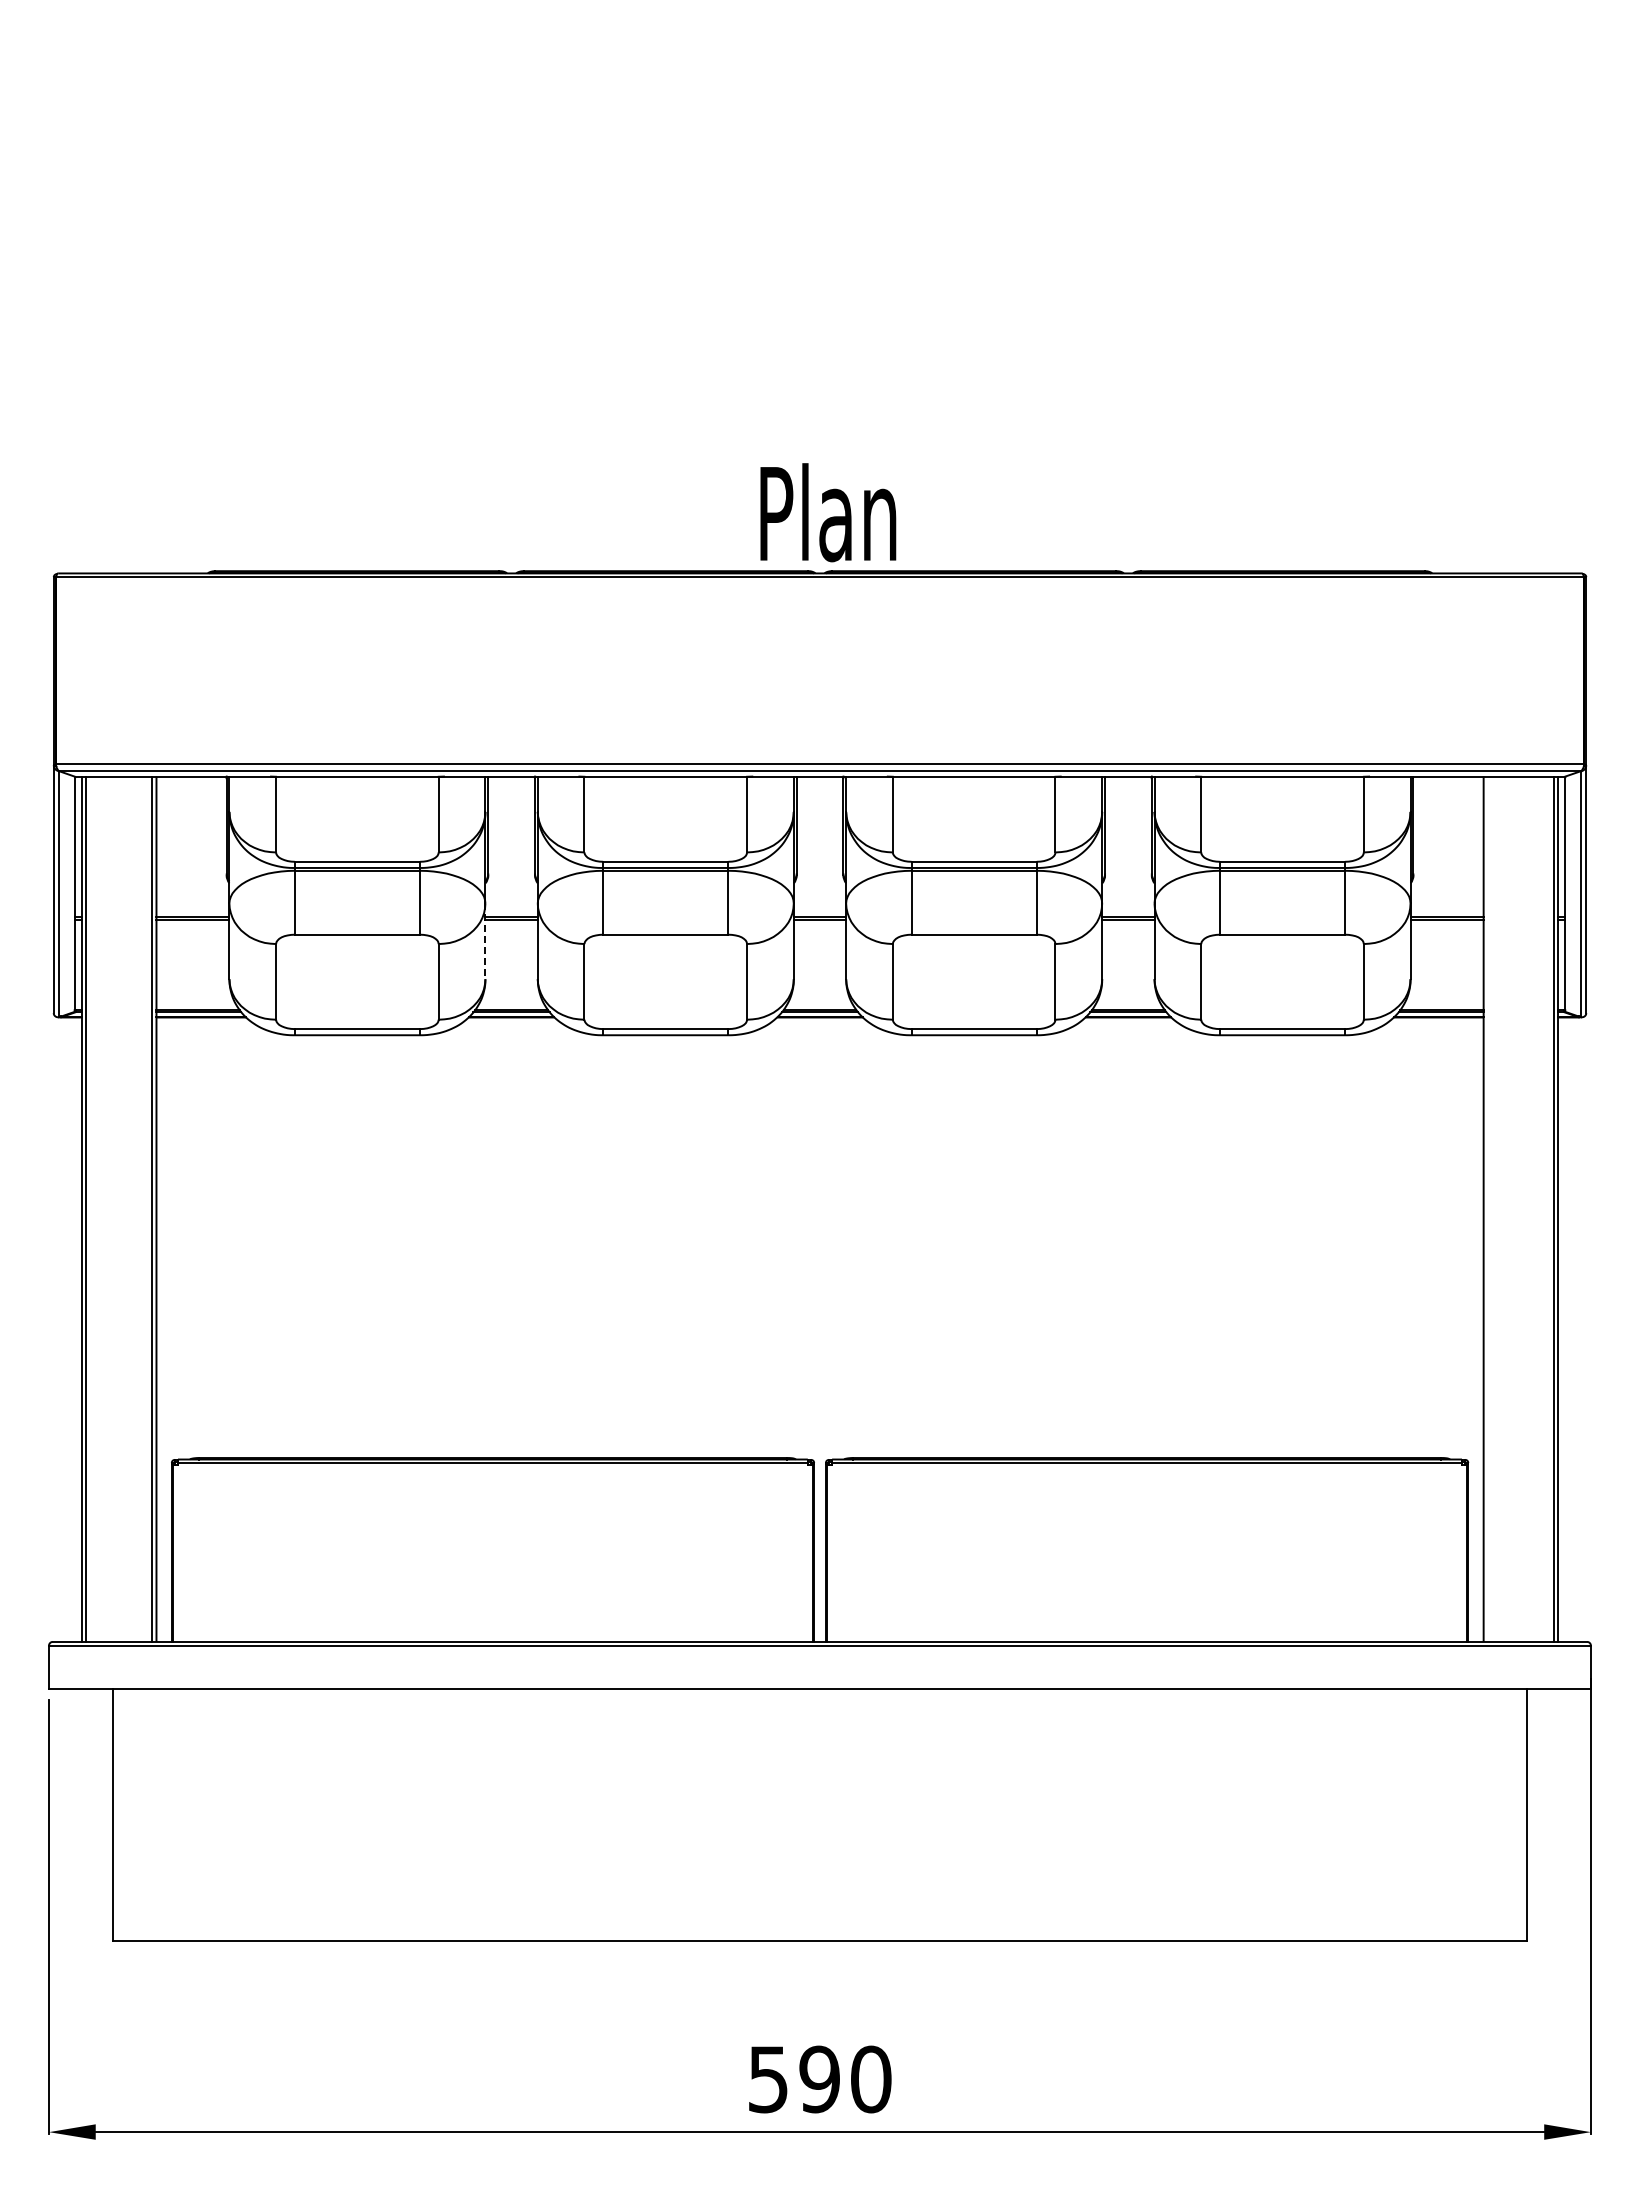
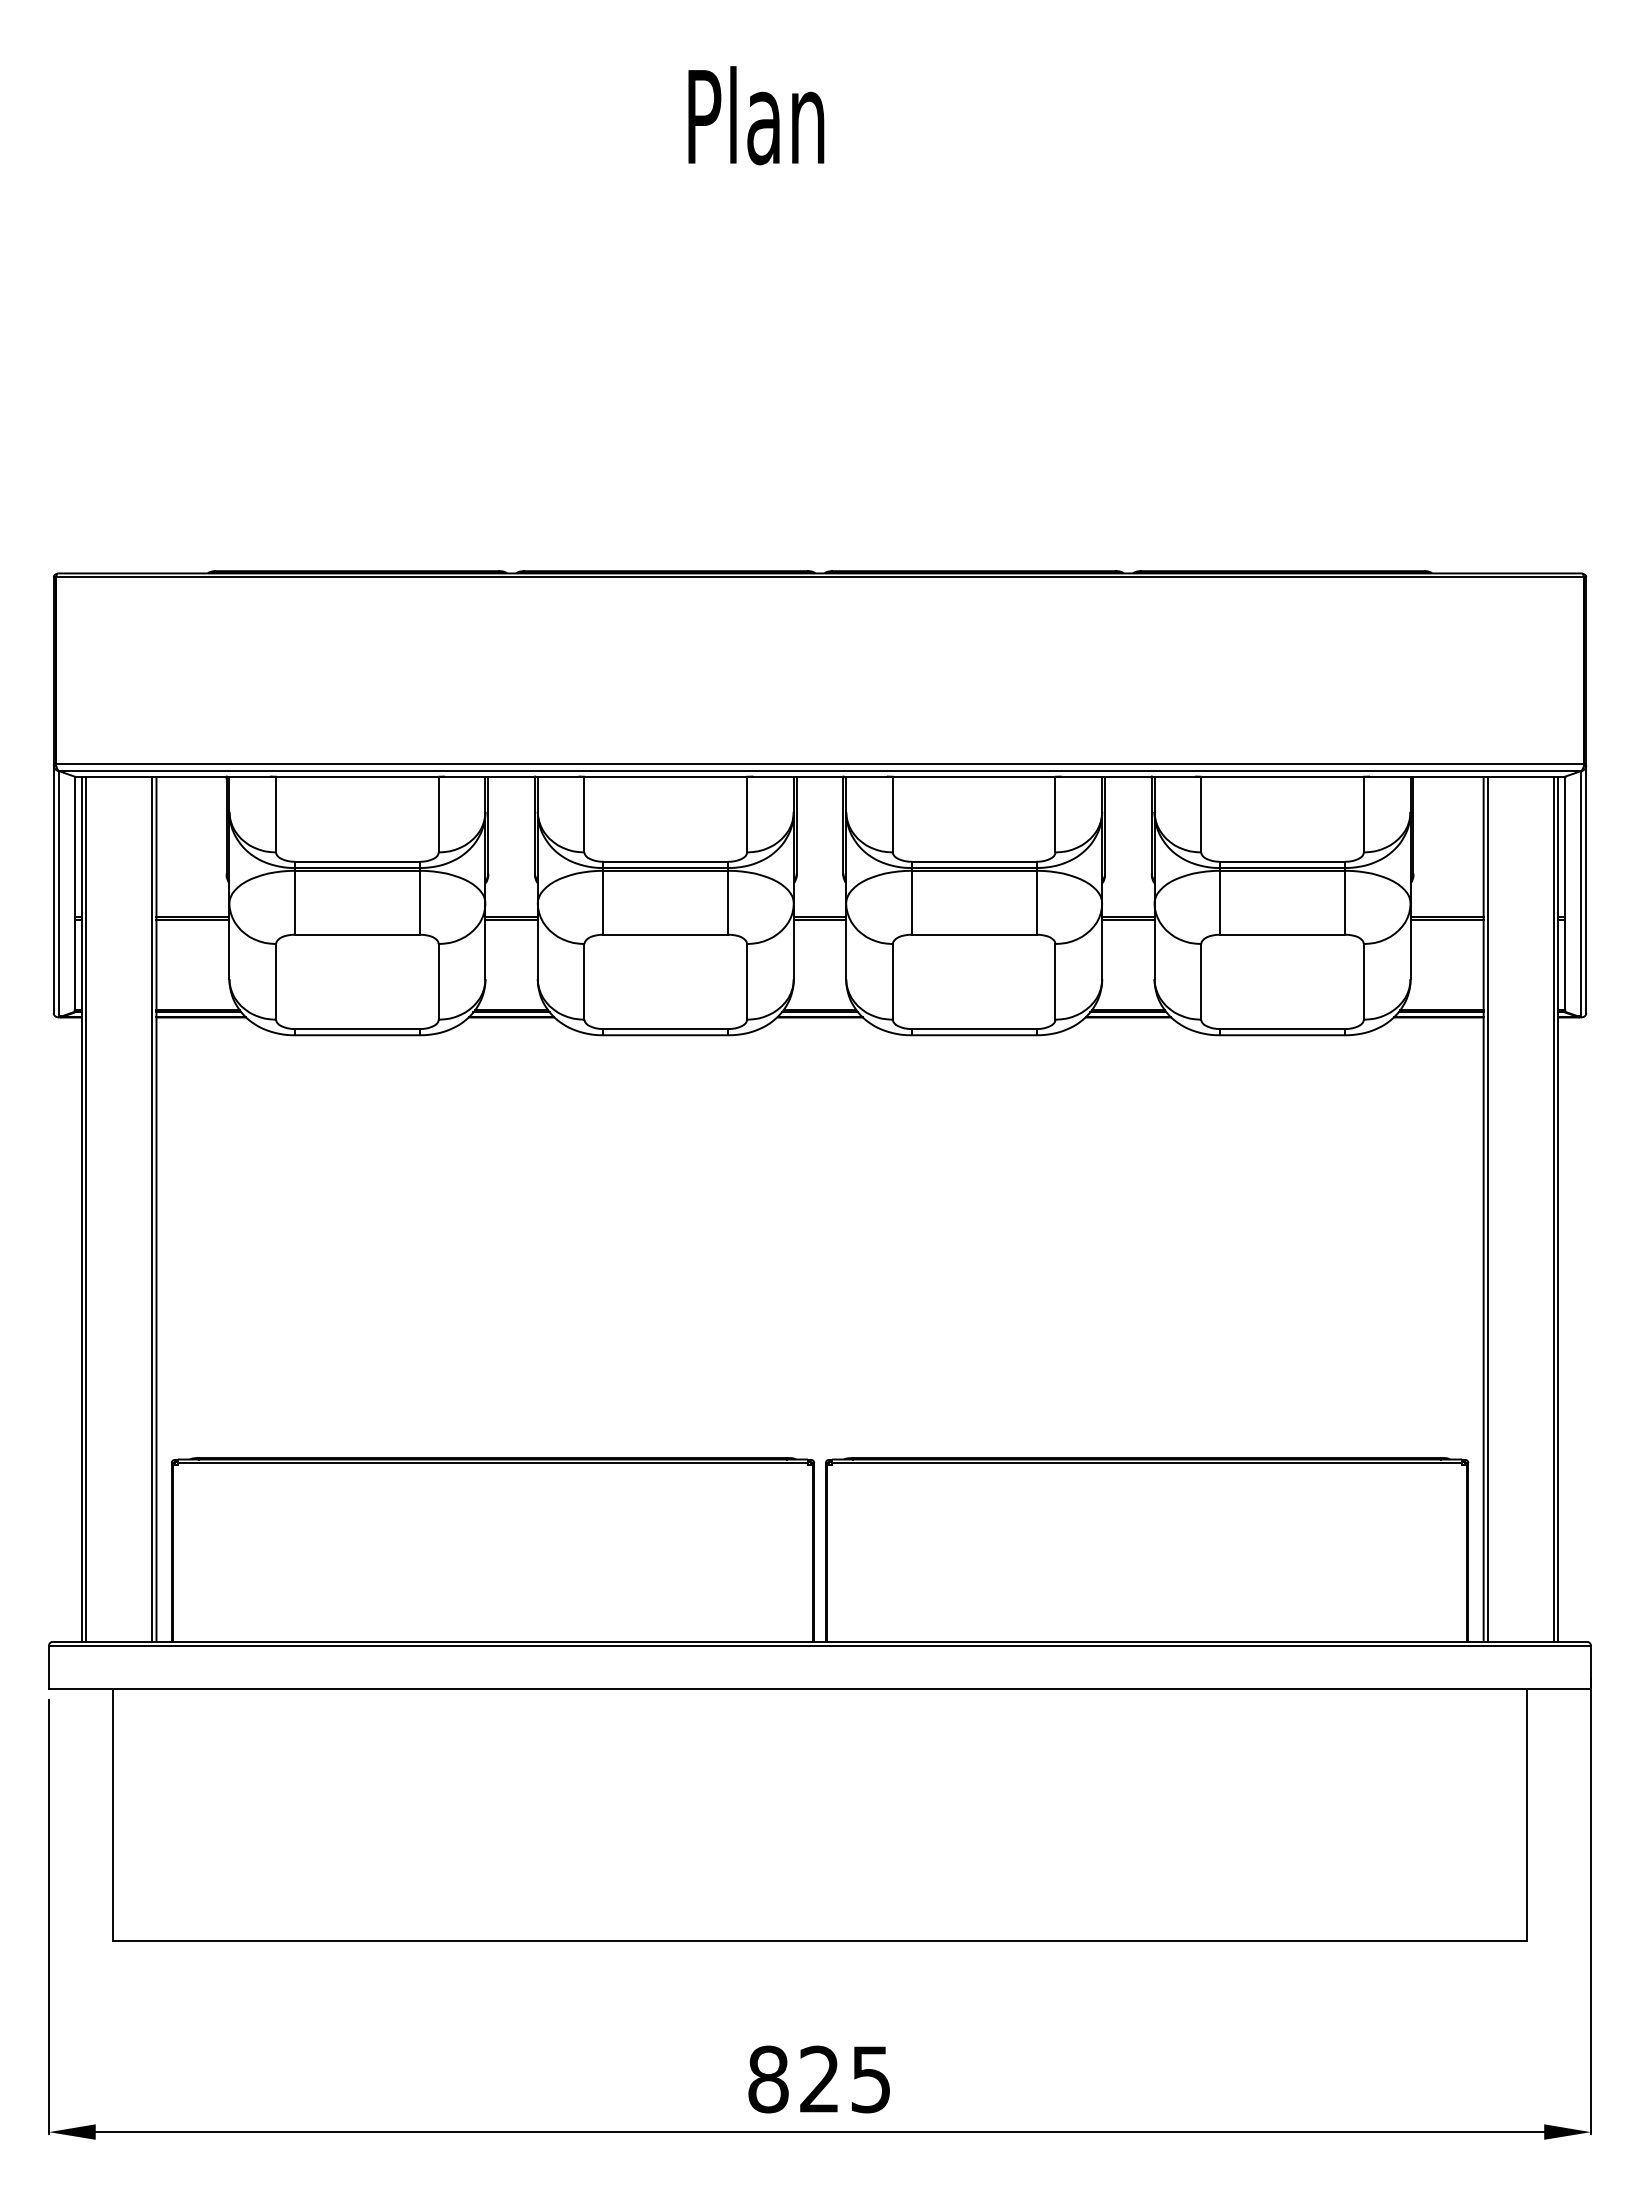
text position: (828, 512) -> (756, 115) (756, 115)
line: dashed -> solid (485, 941)
line: none -> present (1487, 1208)
text: 590 -> 825 (819, 2079)
